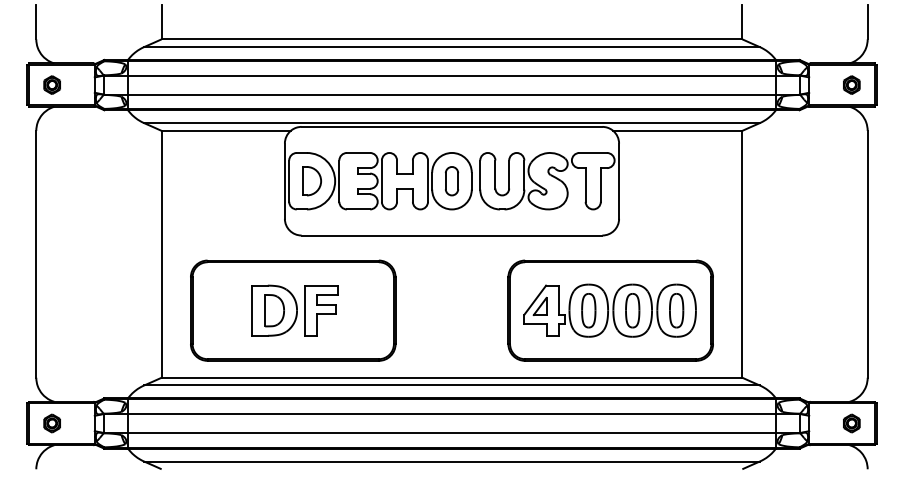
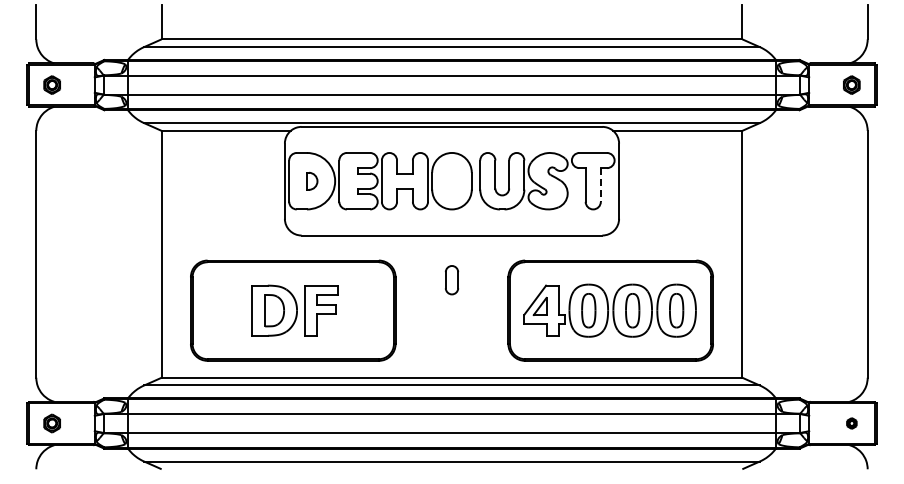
part size: 20x31 px -> 13x20 px (312, 180)
part position: (451, 181) -> (451, 280) (451, 280)
line: solid -> dashed (600, 185)
part size: 18x21 px -> 12x13 px (851, 423)
